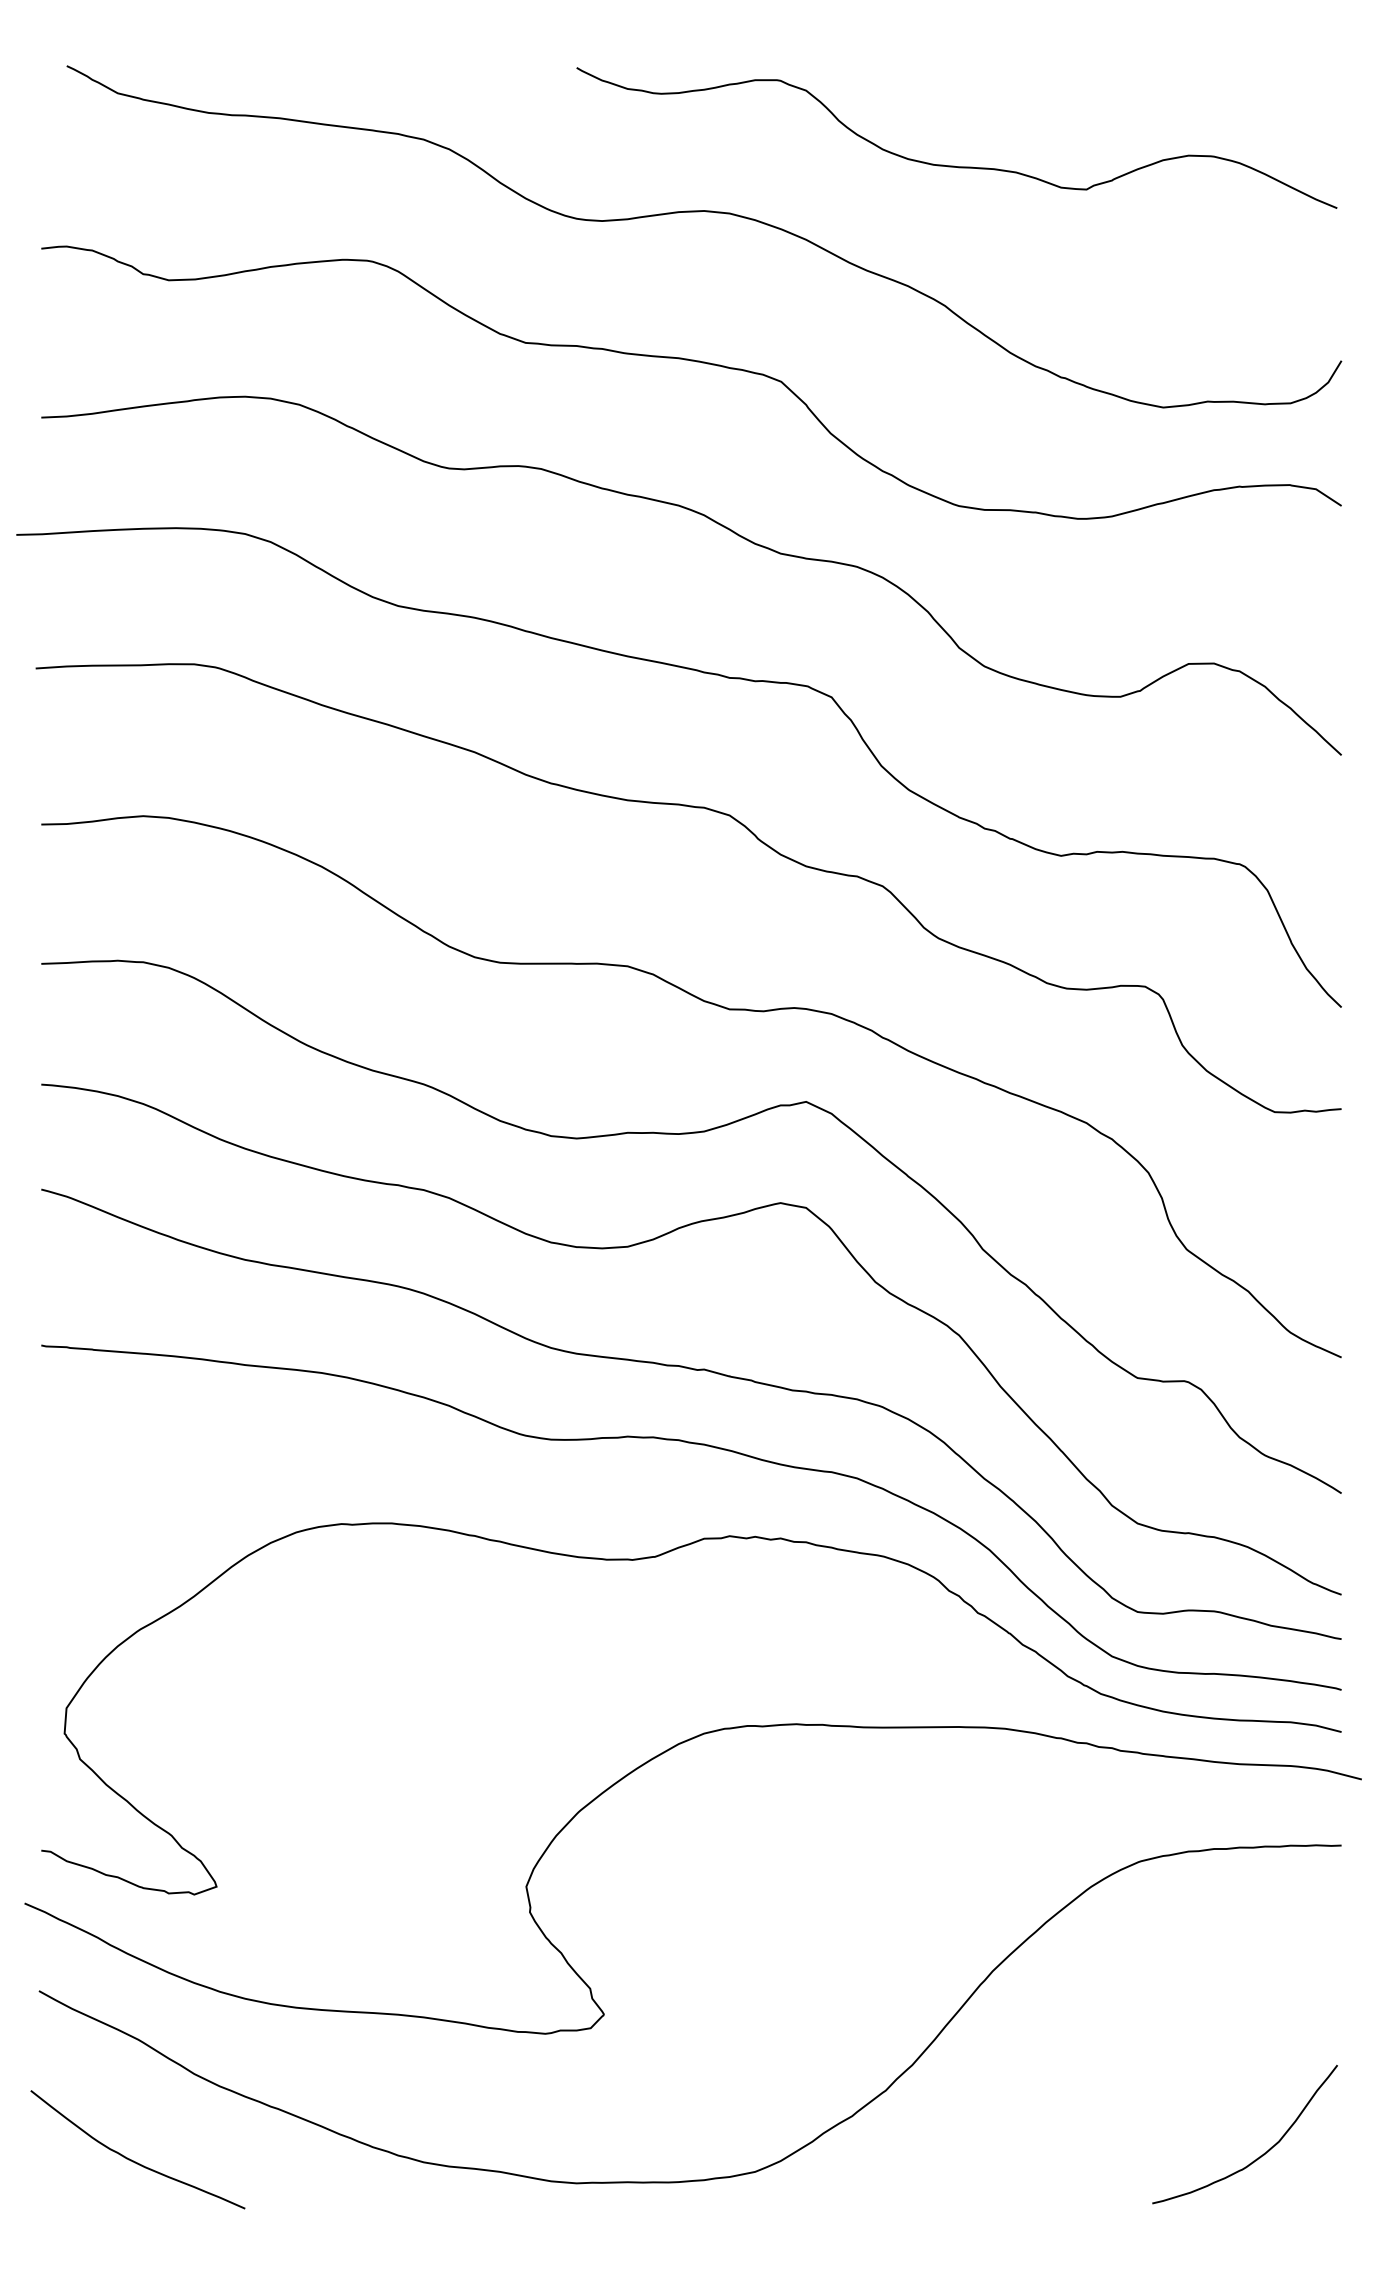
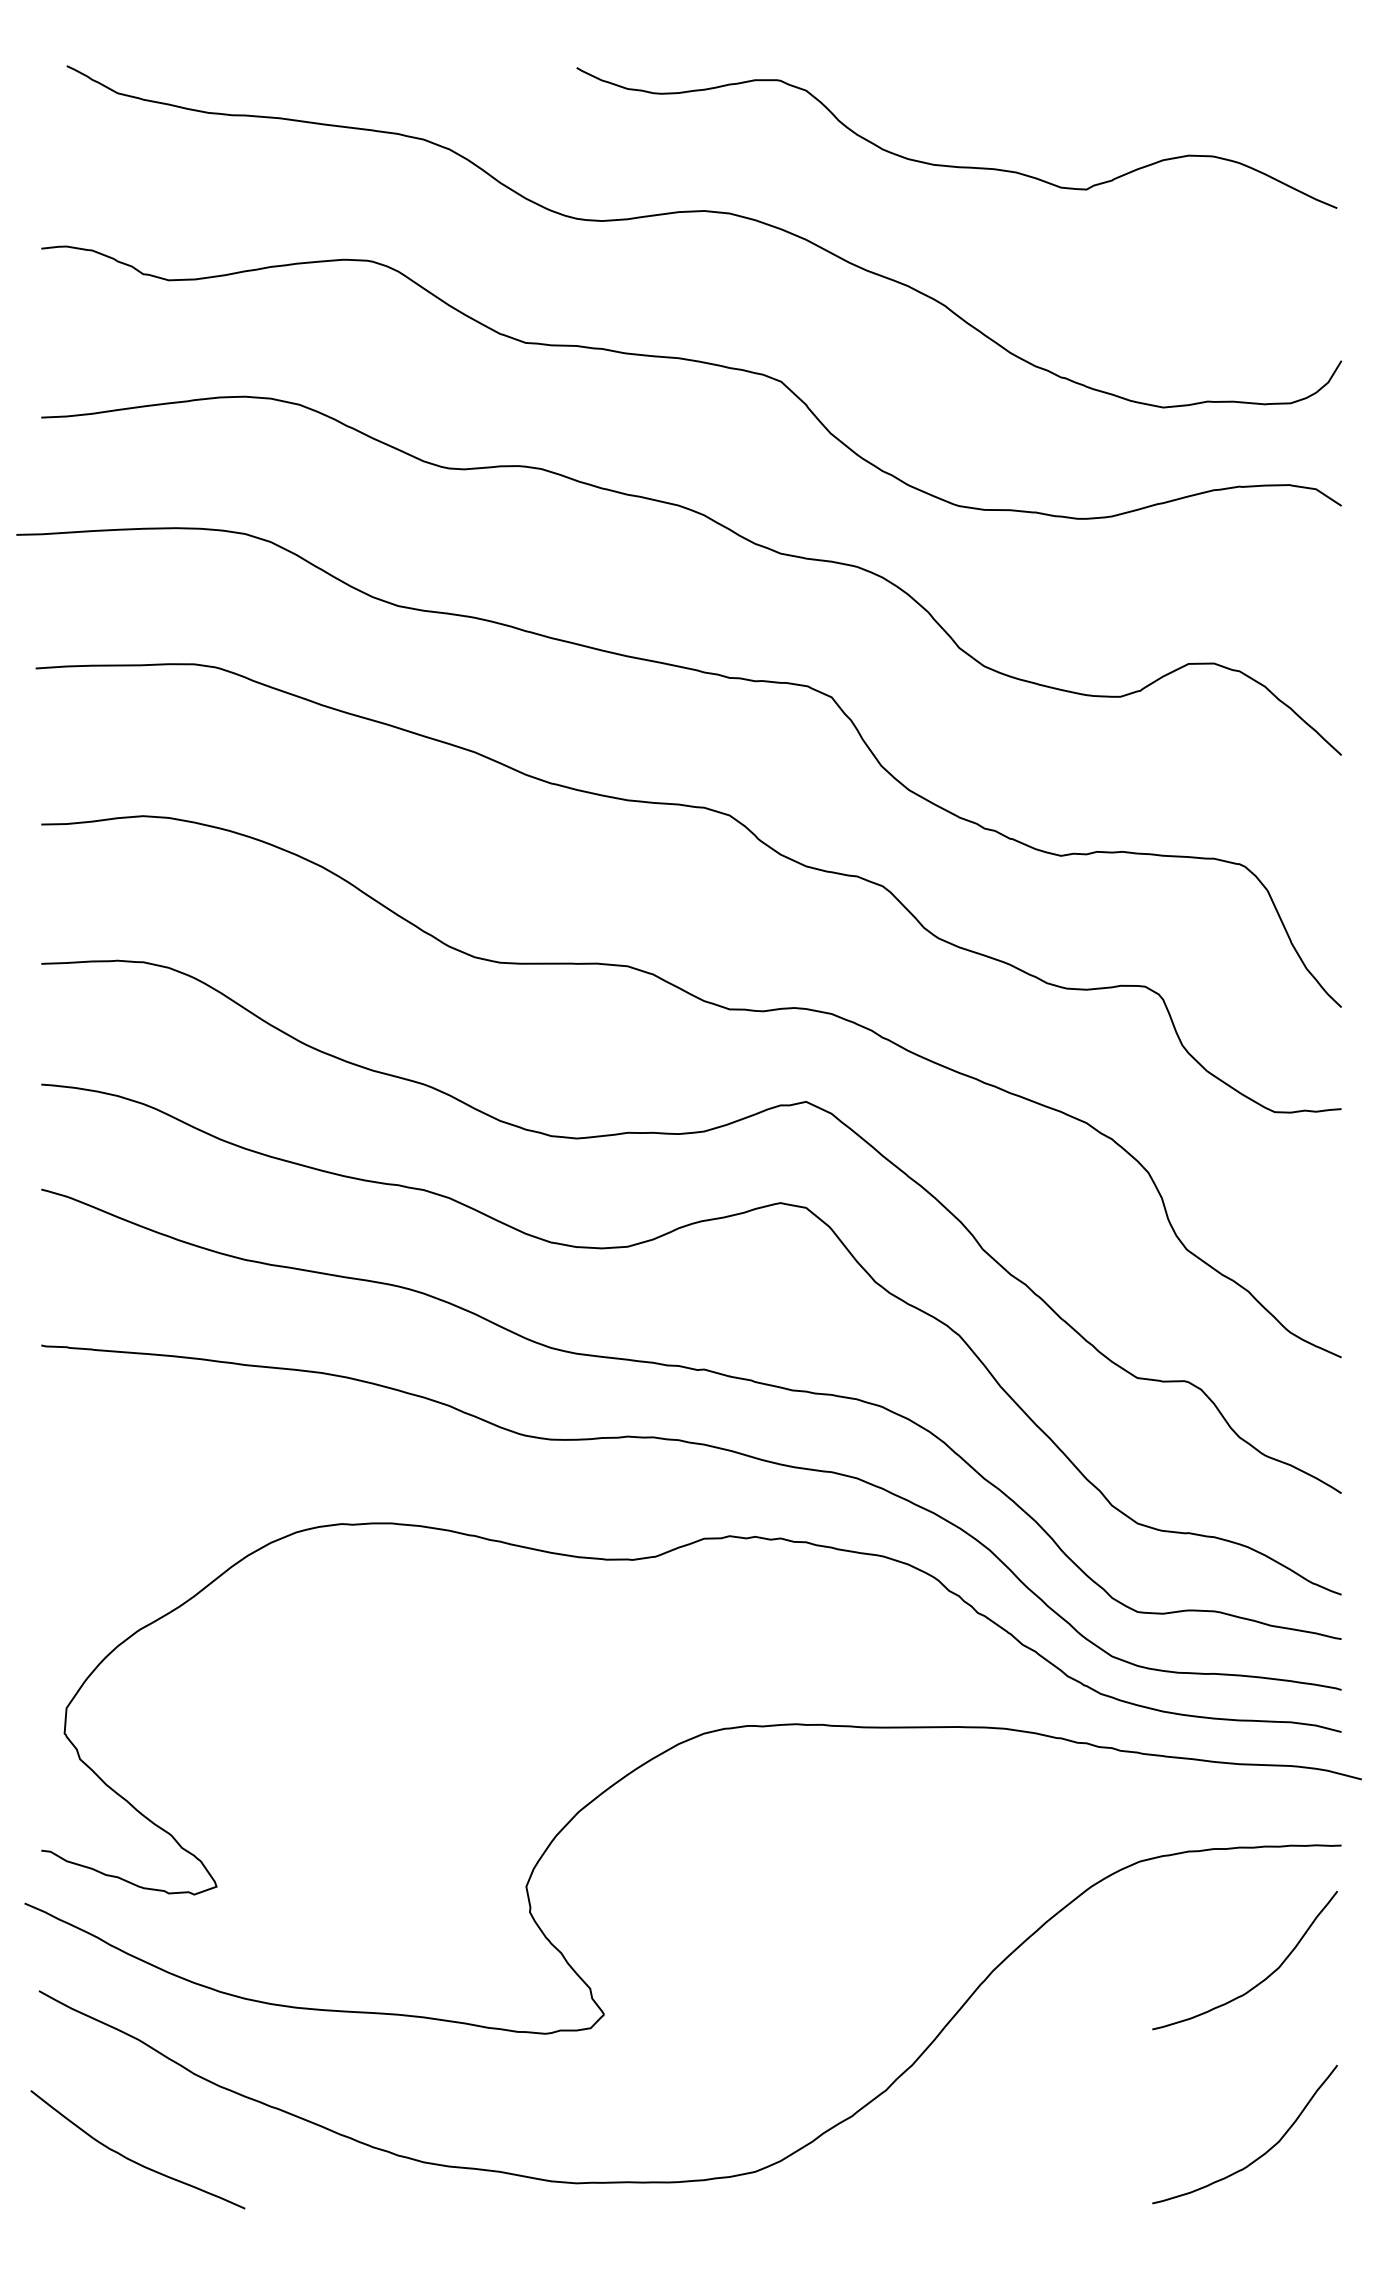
curve: none -> present (1260, 1981)
